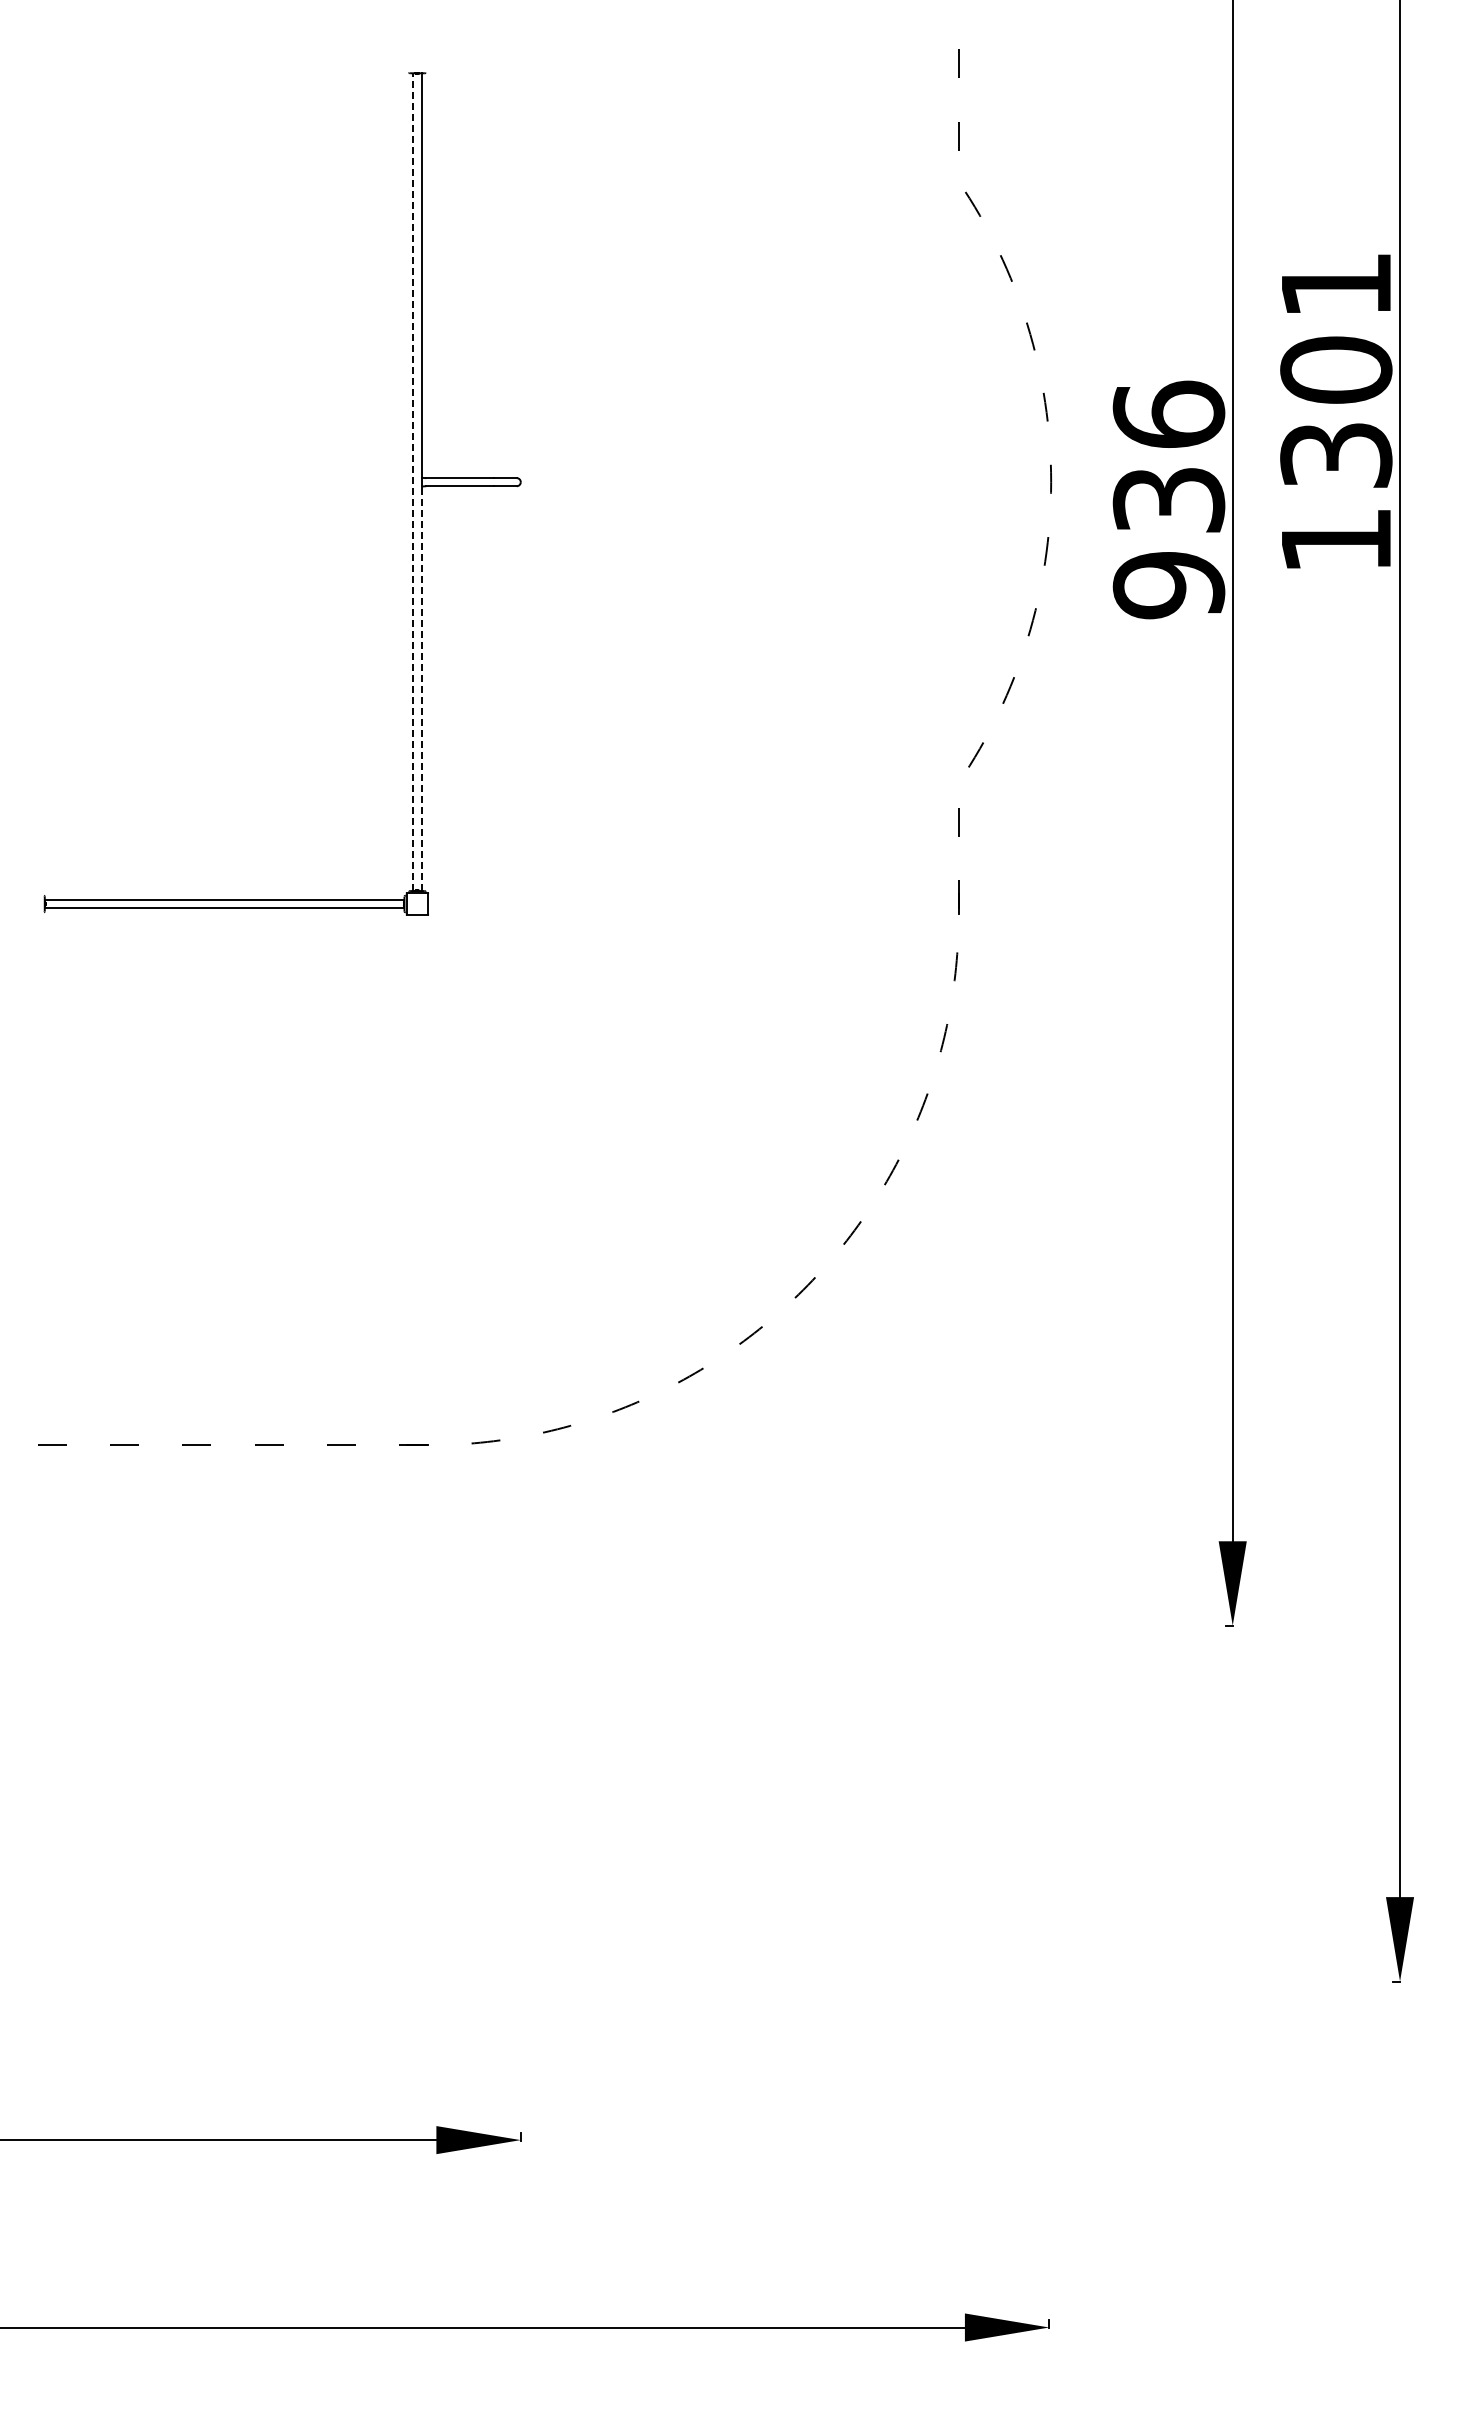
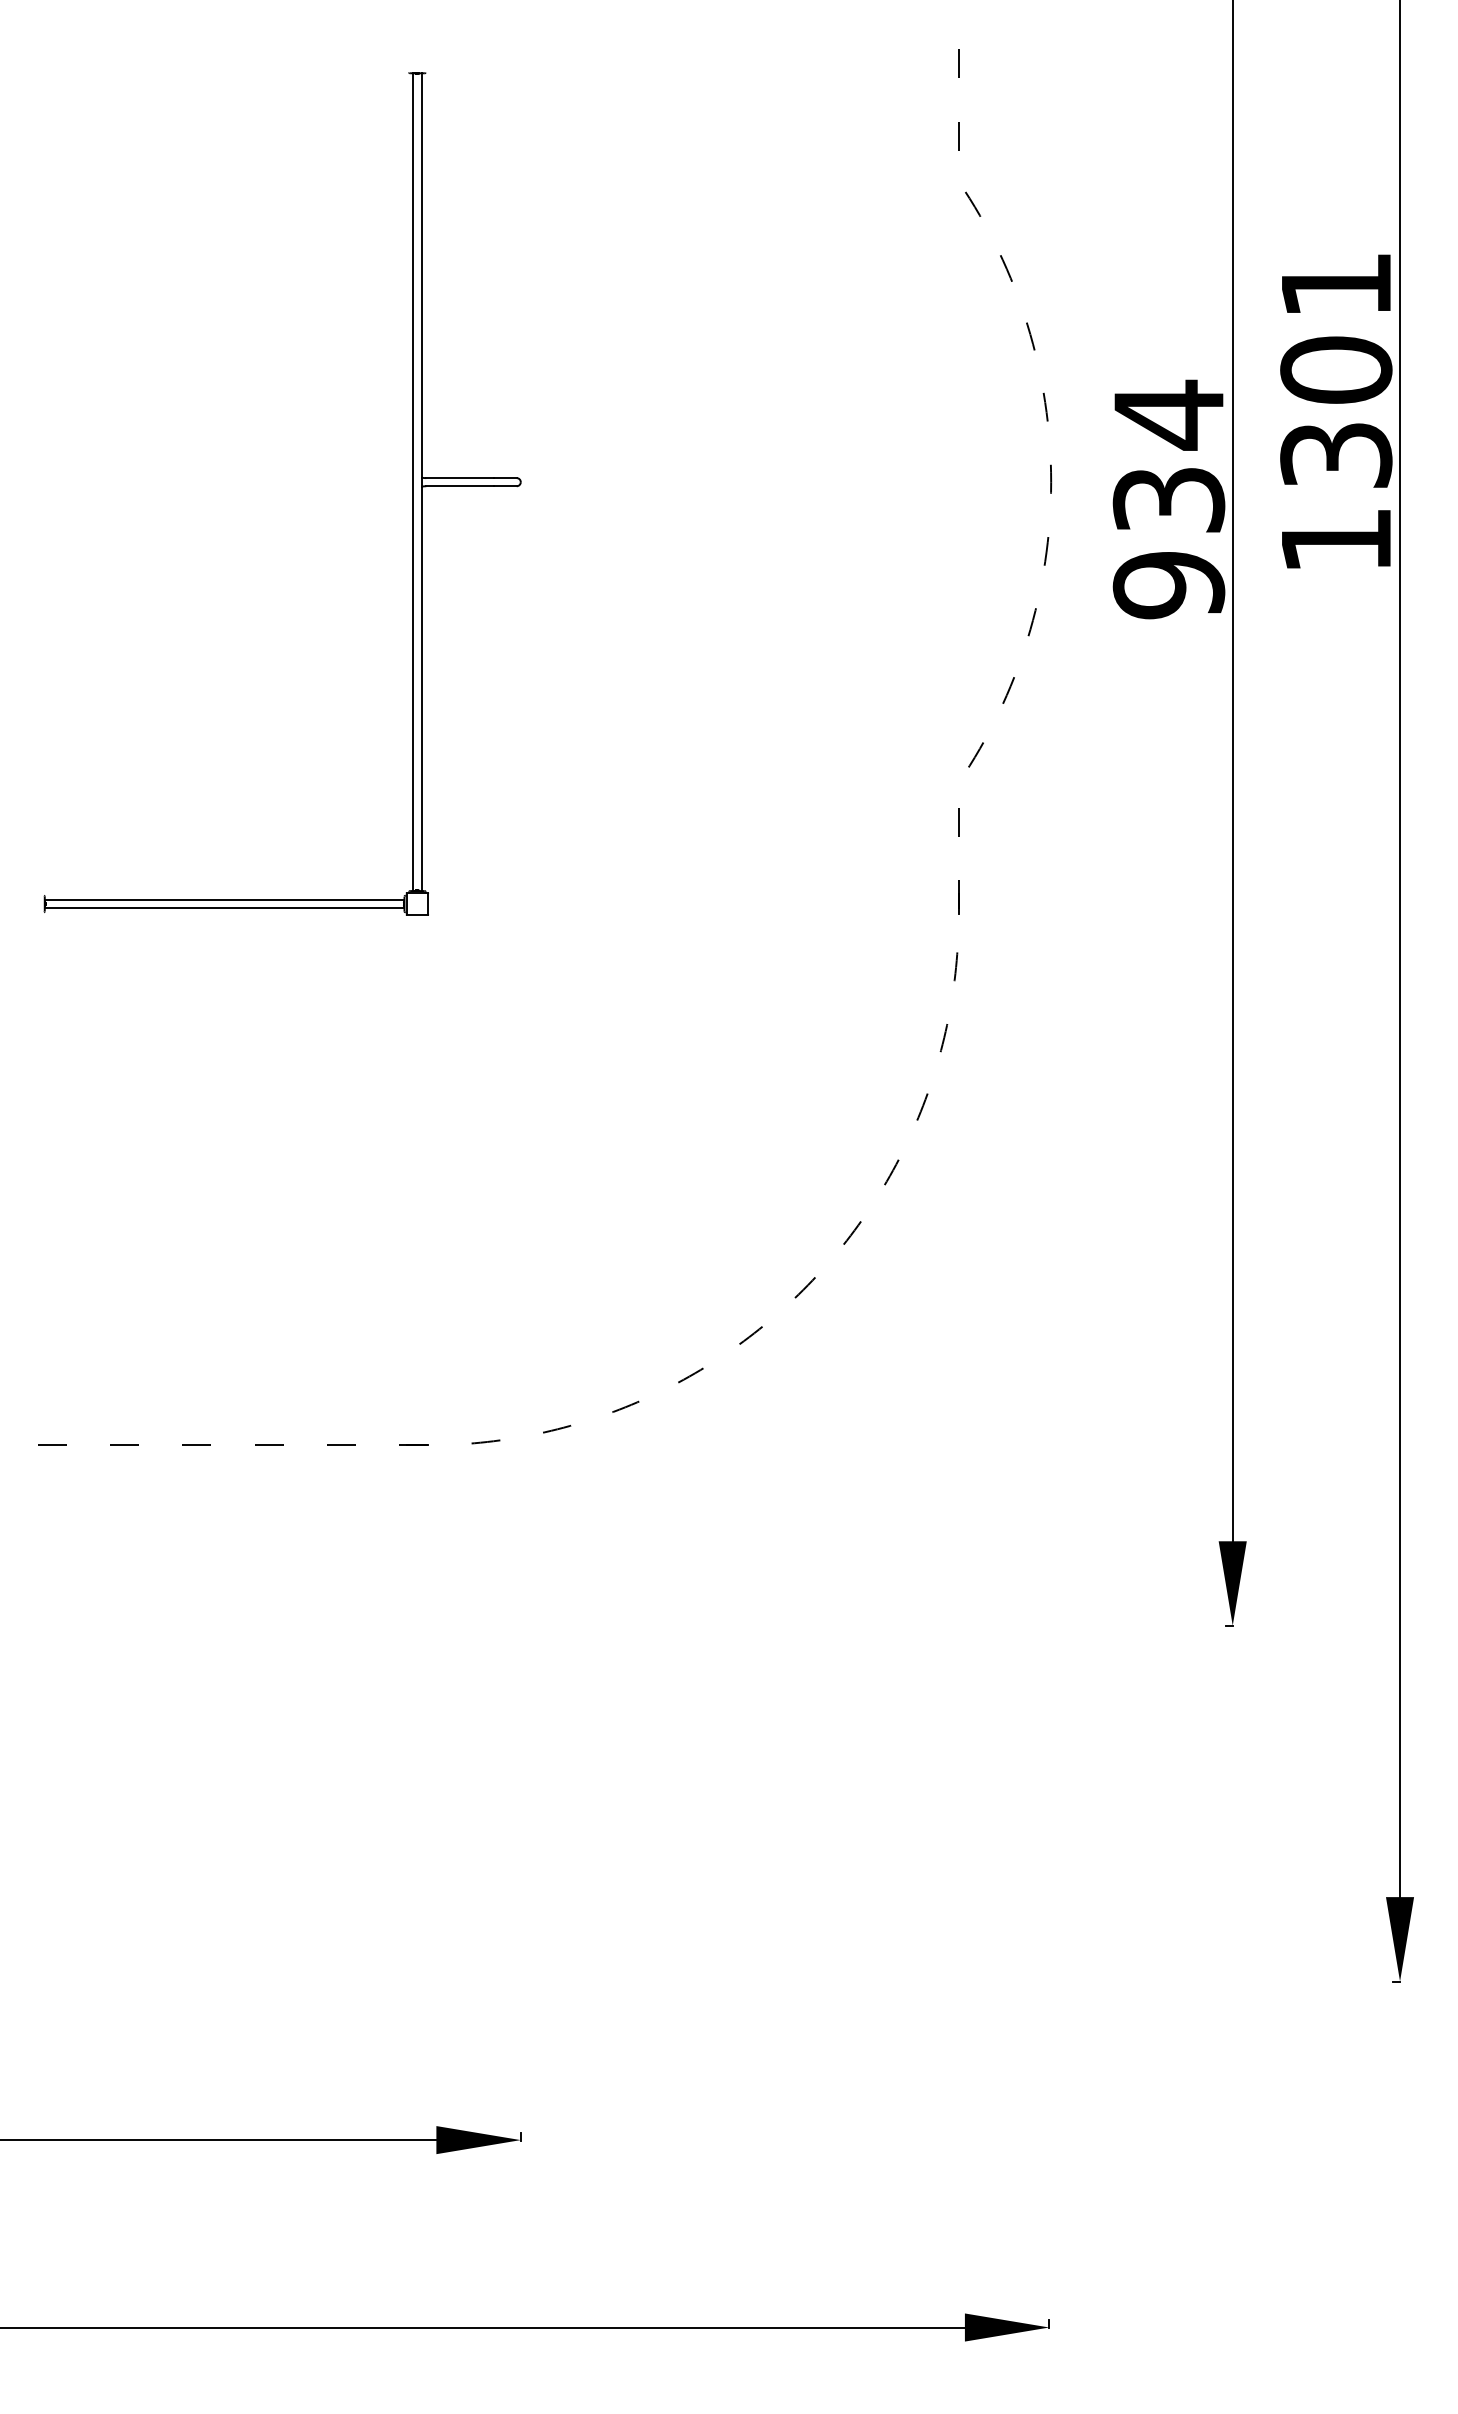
text: 936 -> 934 (1168, 414)
line: dashed -> solid (413, 482)
line: dashed -> solid (421, 688)
